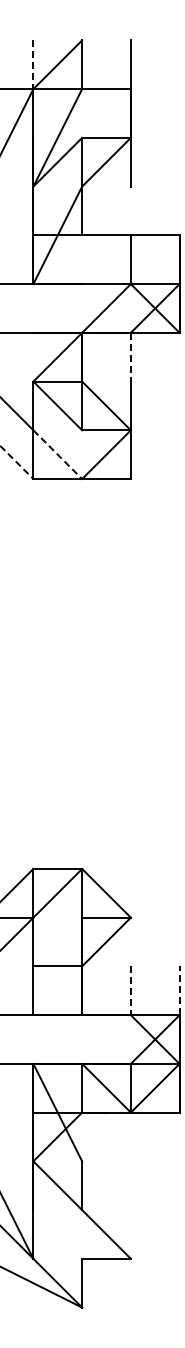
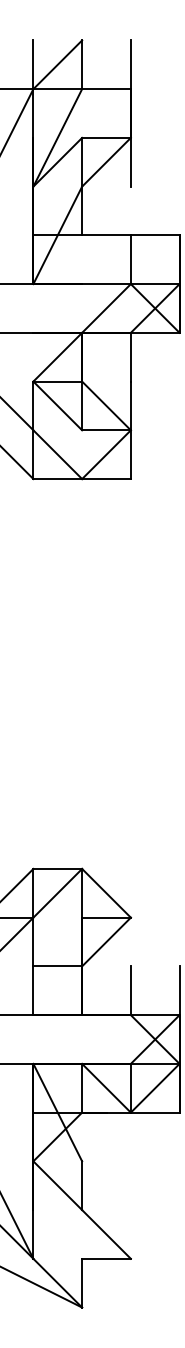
line: dashed -> solid (33, 65)
line: dashed -> solid (130, 357)
line: dashed -> solid (58, 455)
line: dashed -> solid (17, 462)
line: dashed -> solid (179, 990)
line: dashed -> solid (130, 991)
